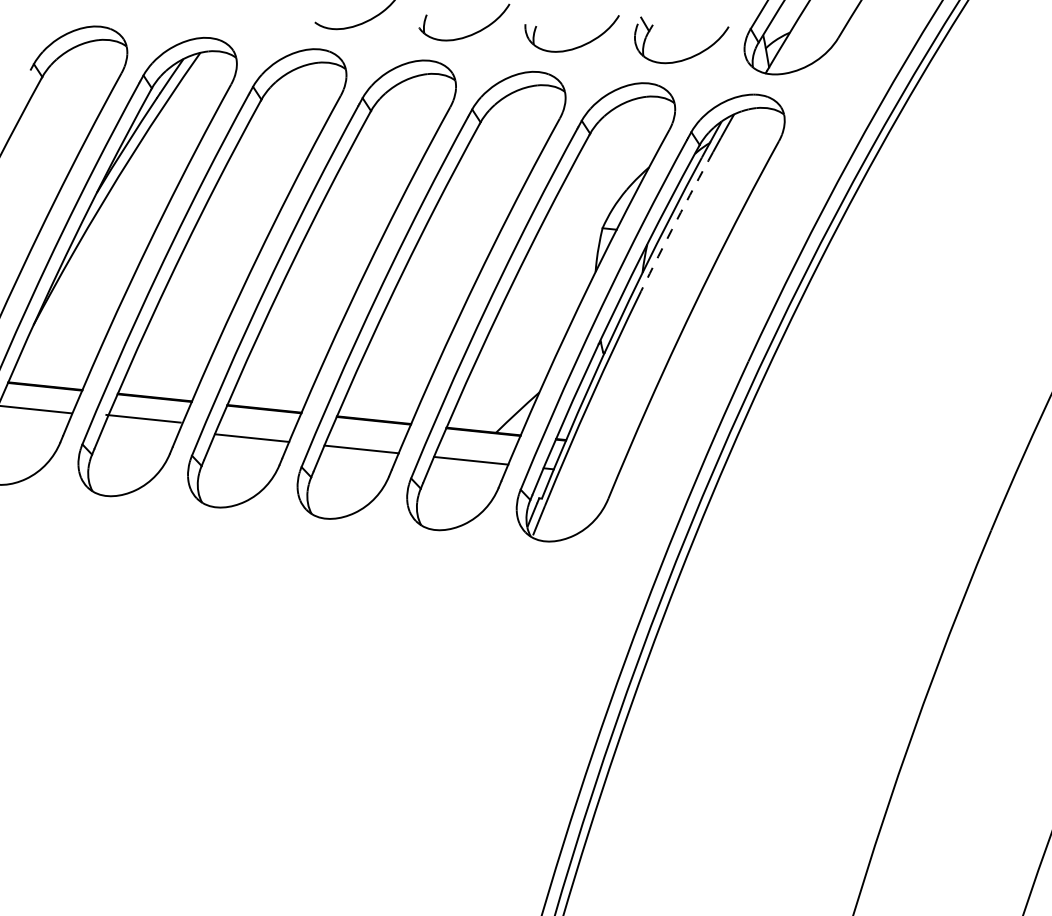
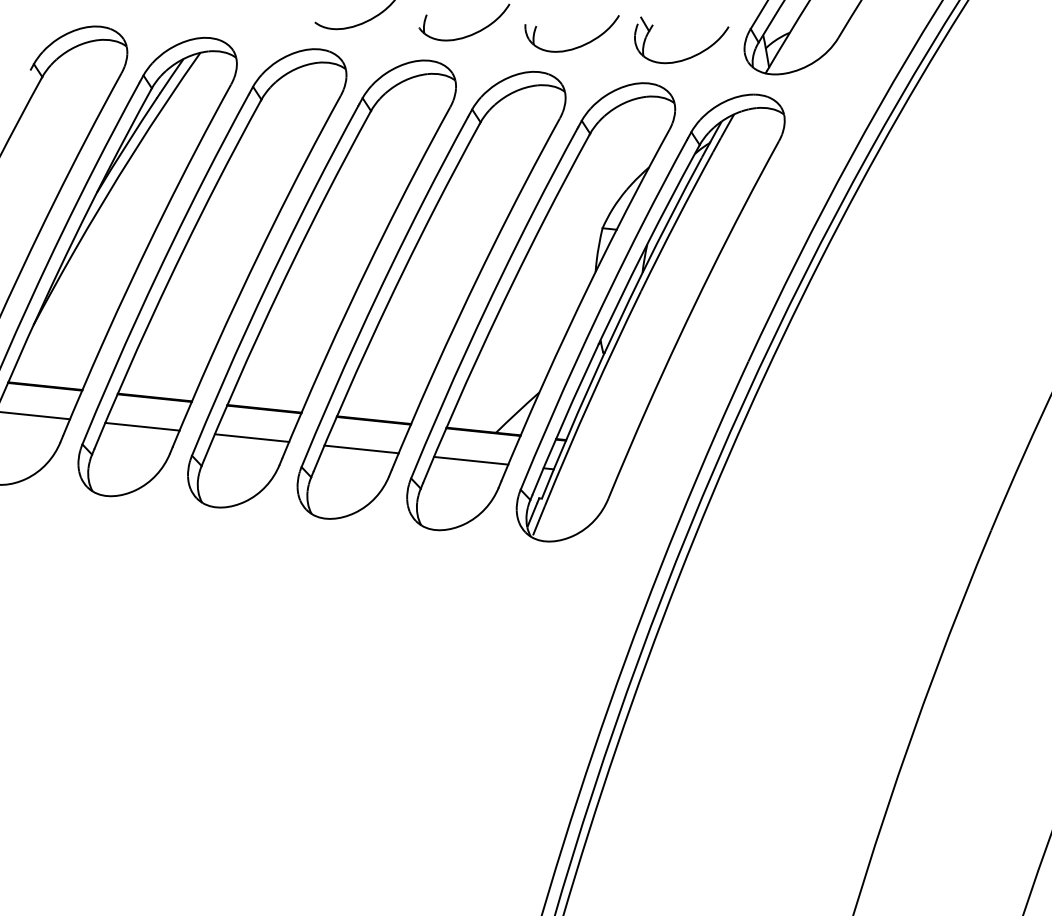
arc: dashed -> solid (676, 221)
line position: (36, 409) -> (36, 415) (36, 415)
line position: (143, 418) -> (142, 426) (142, 426)
